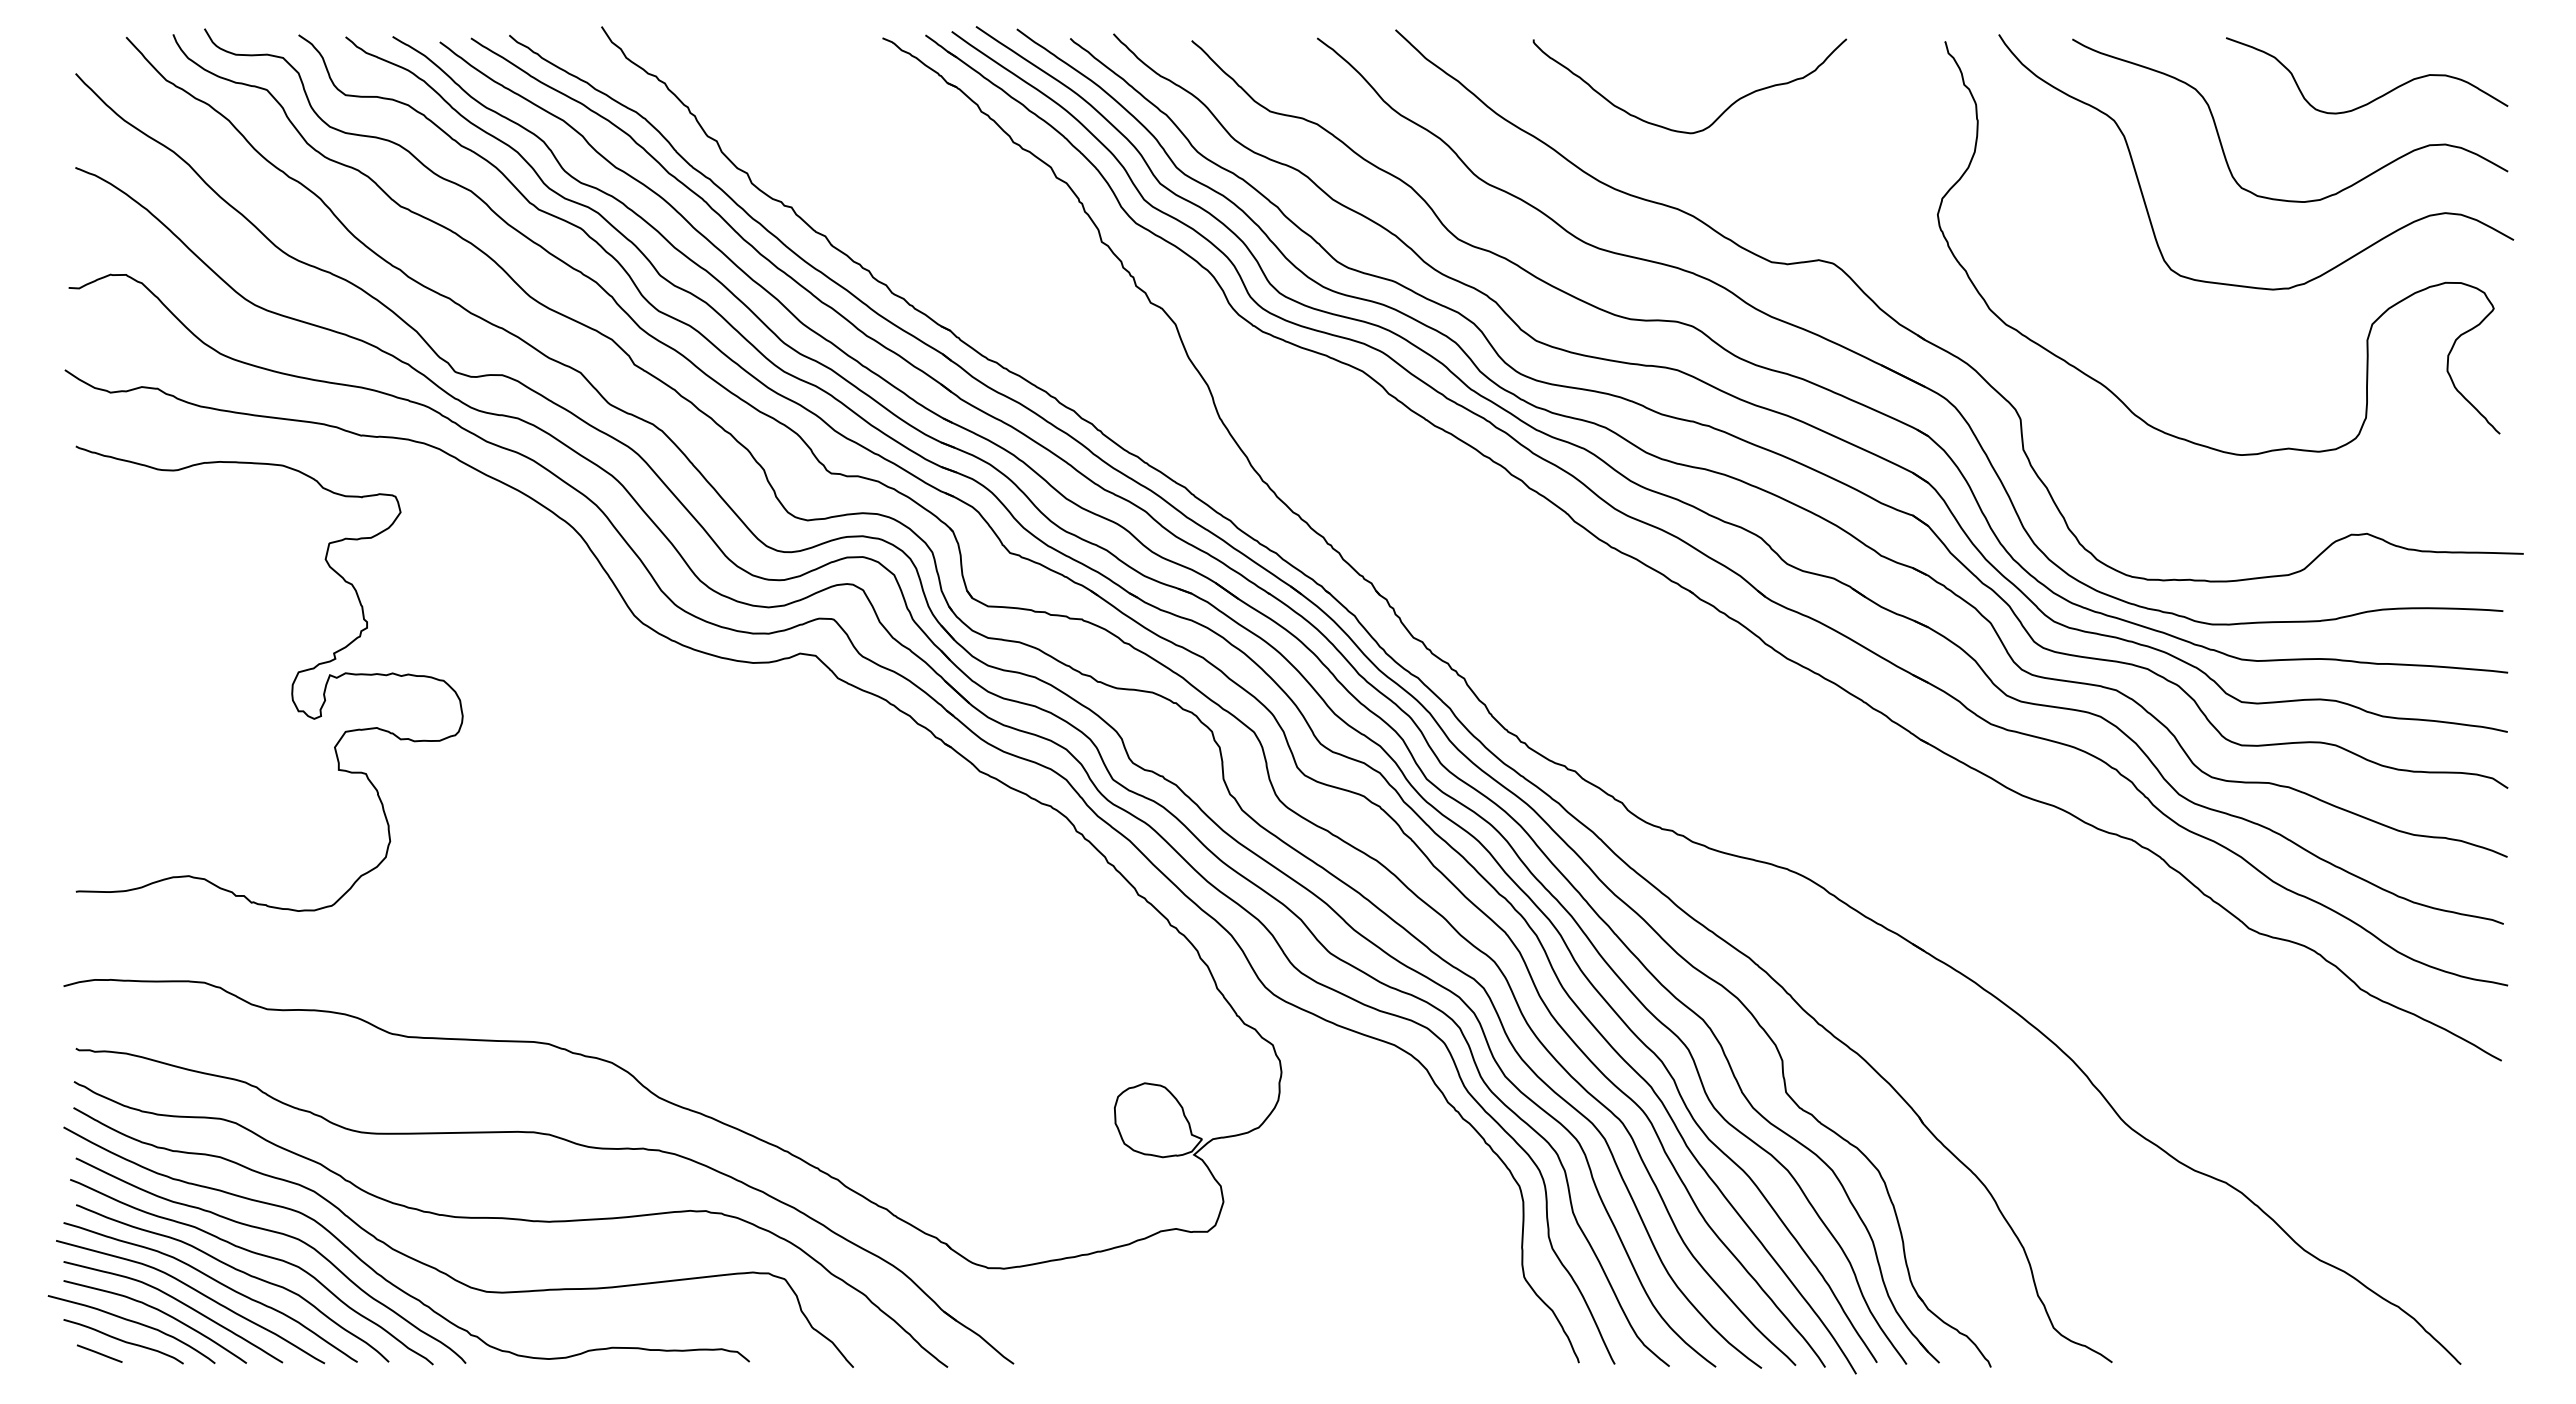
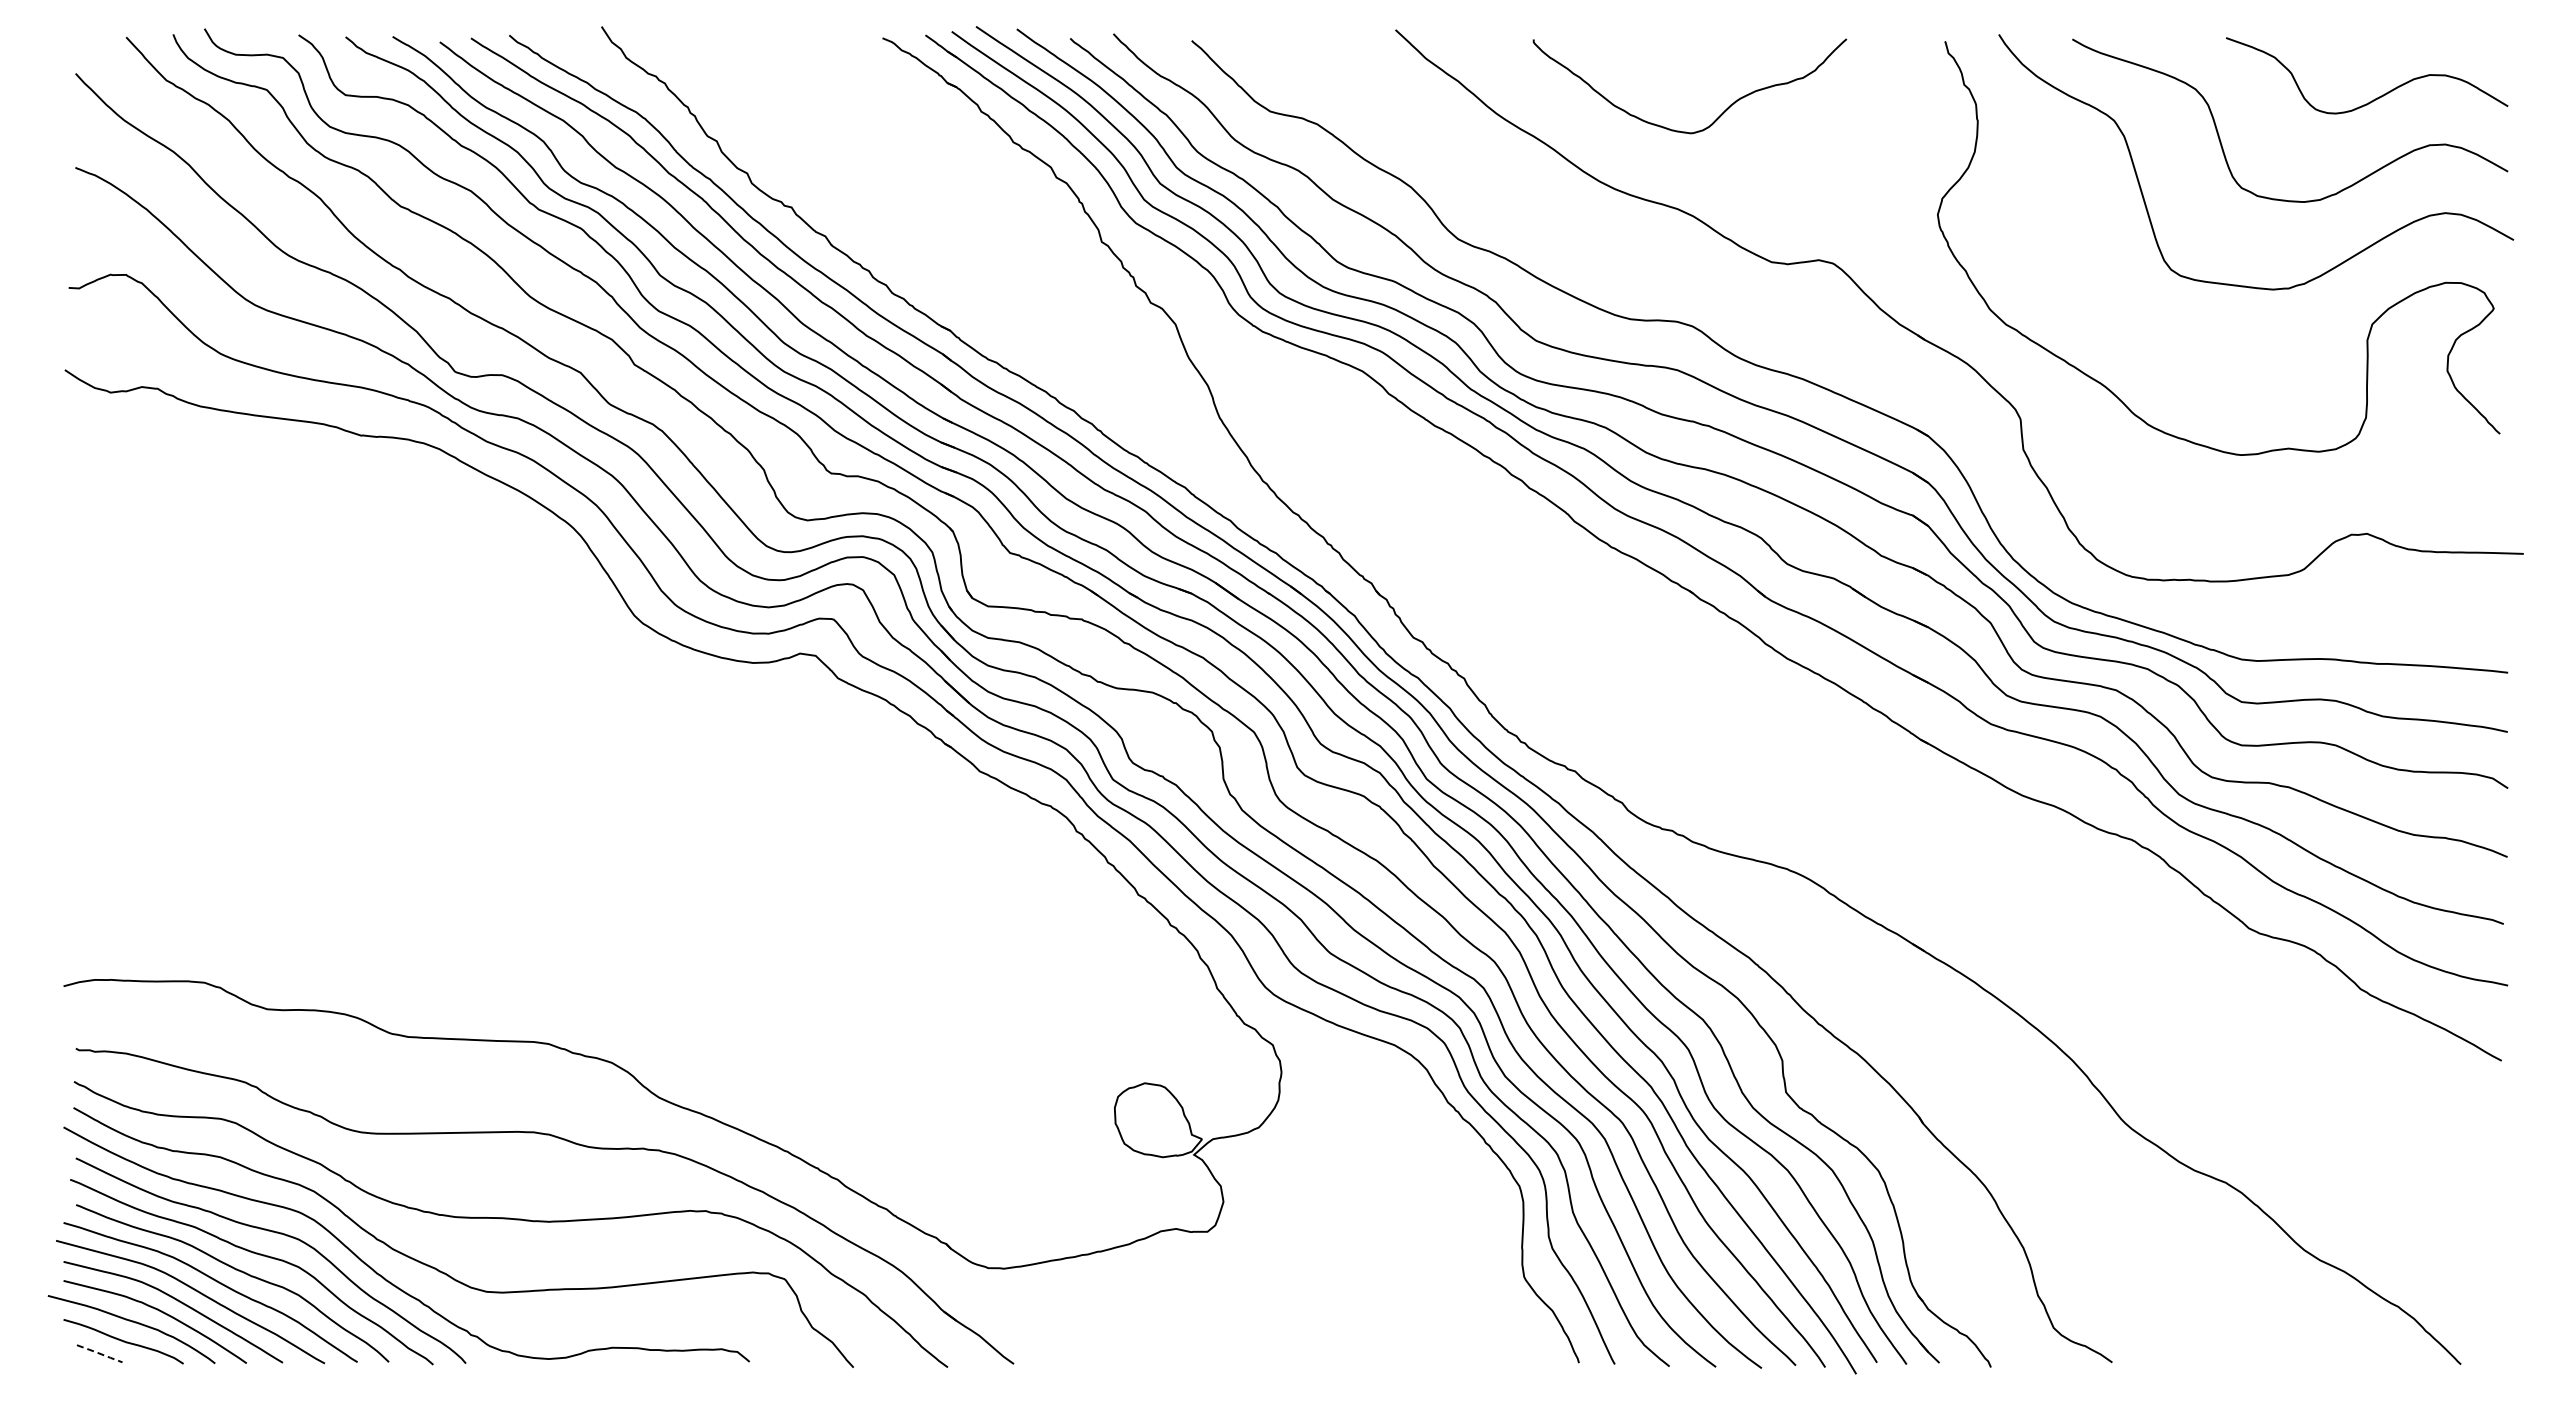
part: present -> none (1892, 369)
curve: present -> none (291, 684)
line: solid -> dashed (99, 1353)
